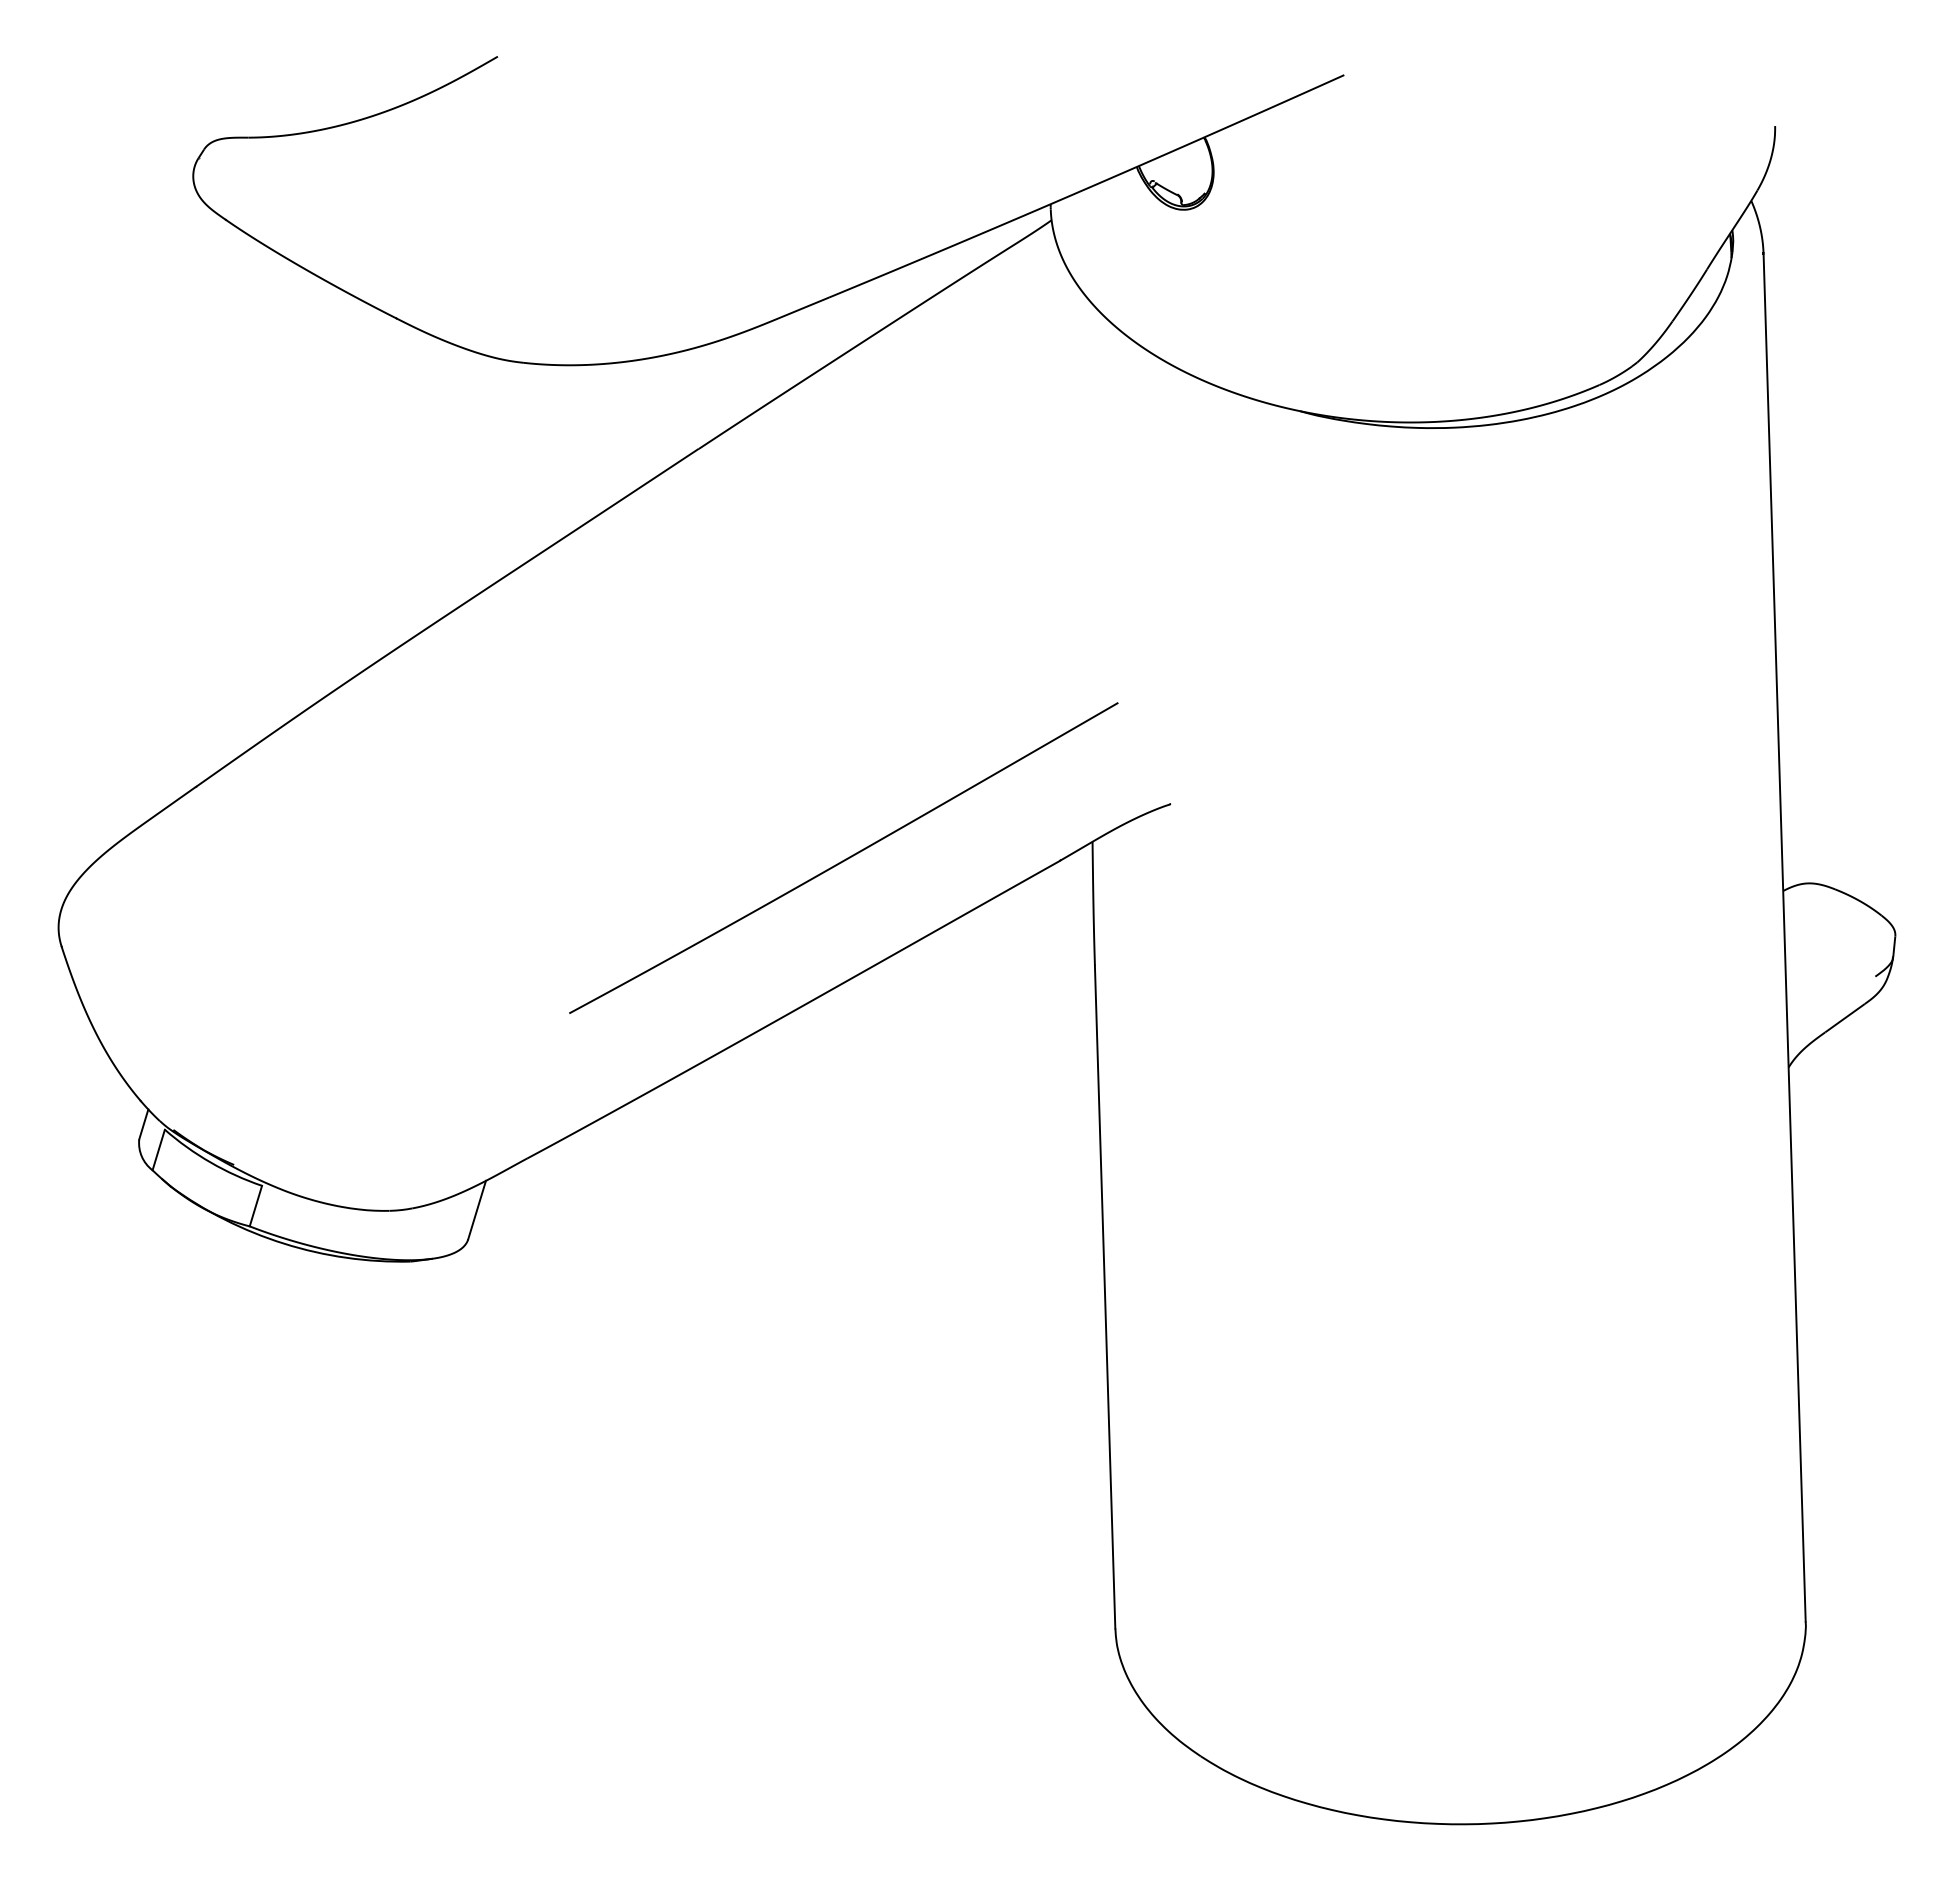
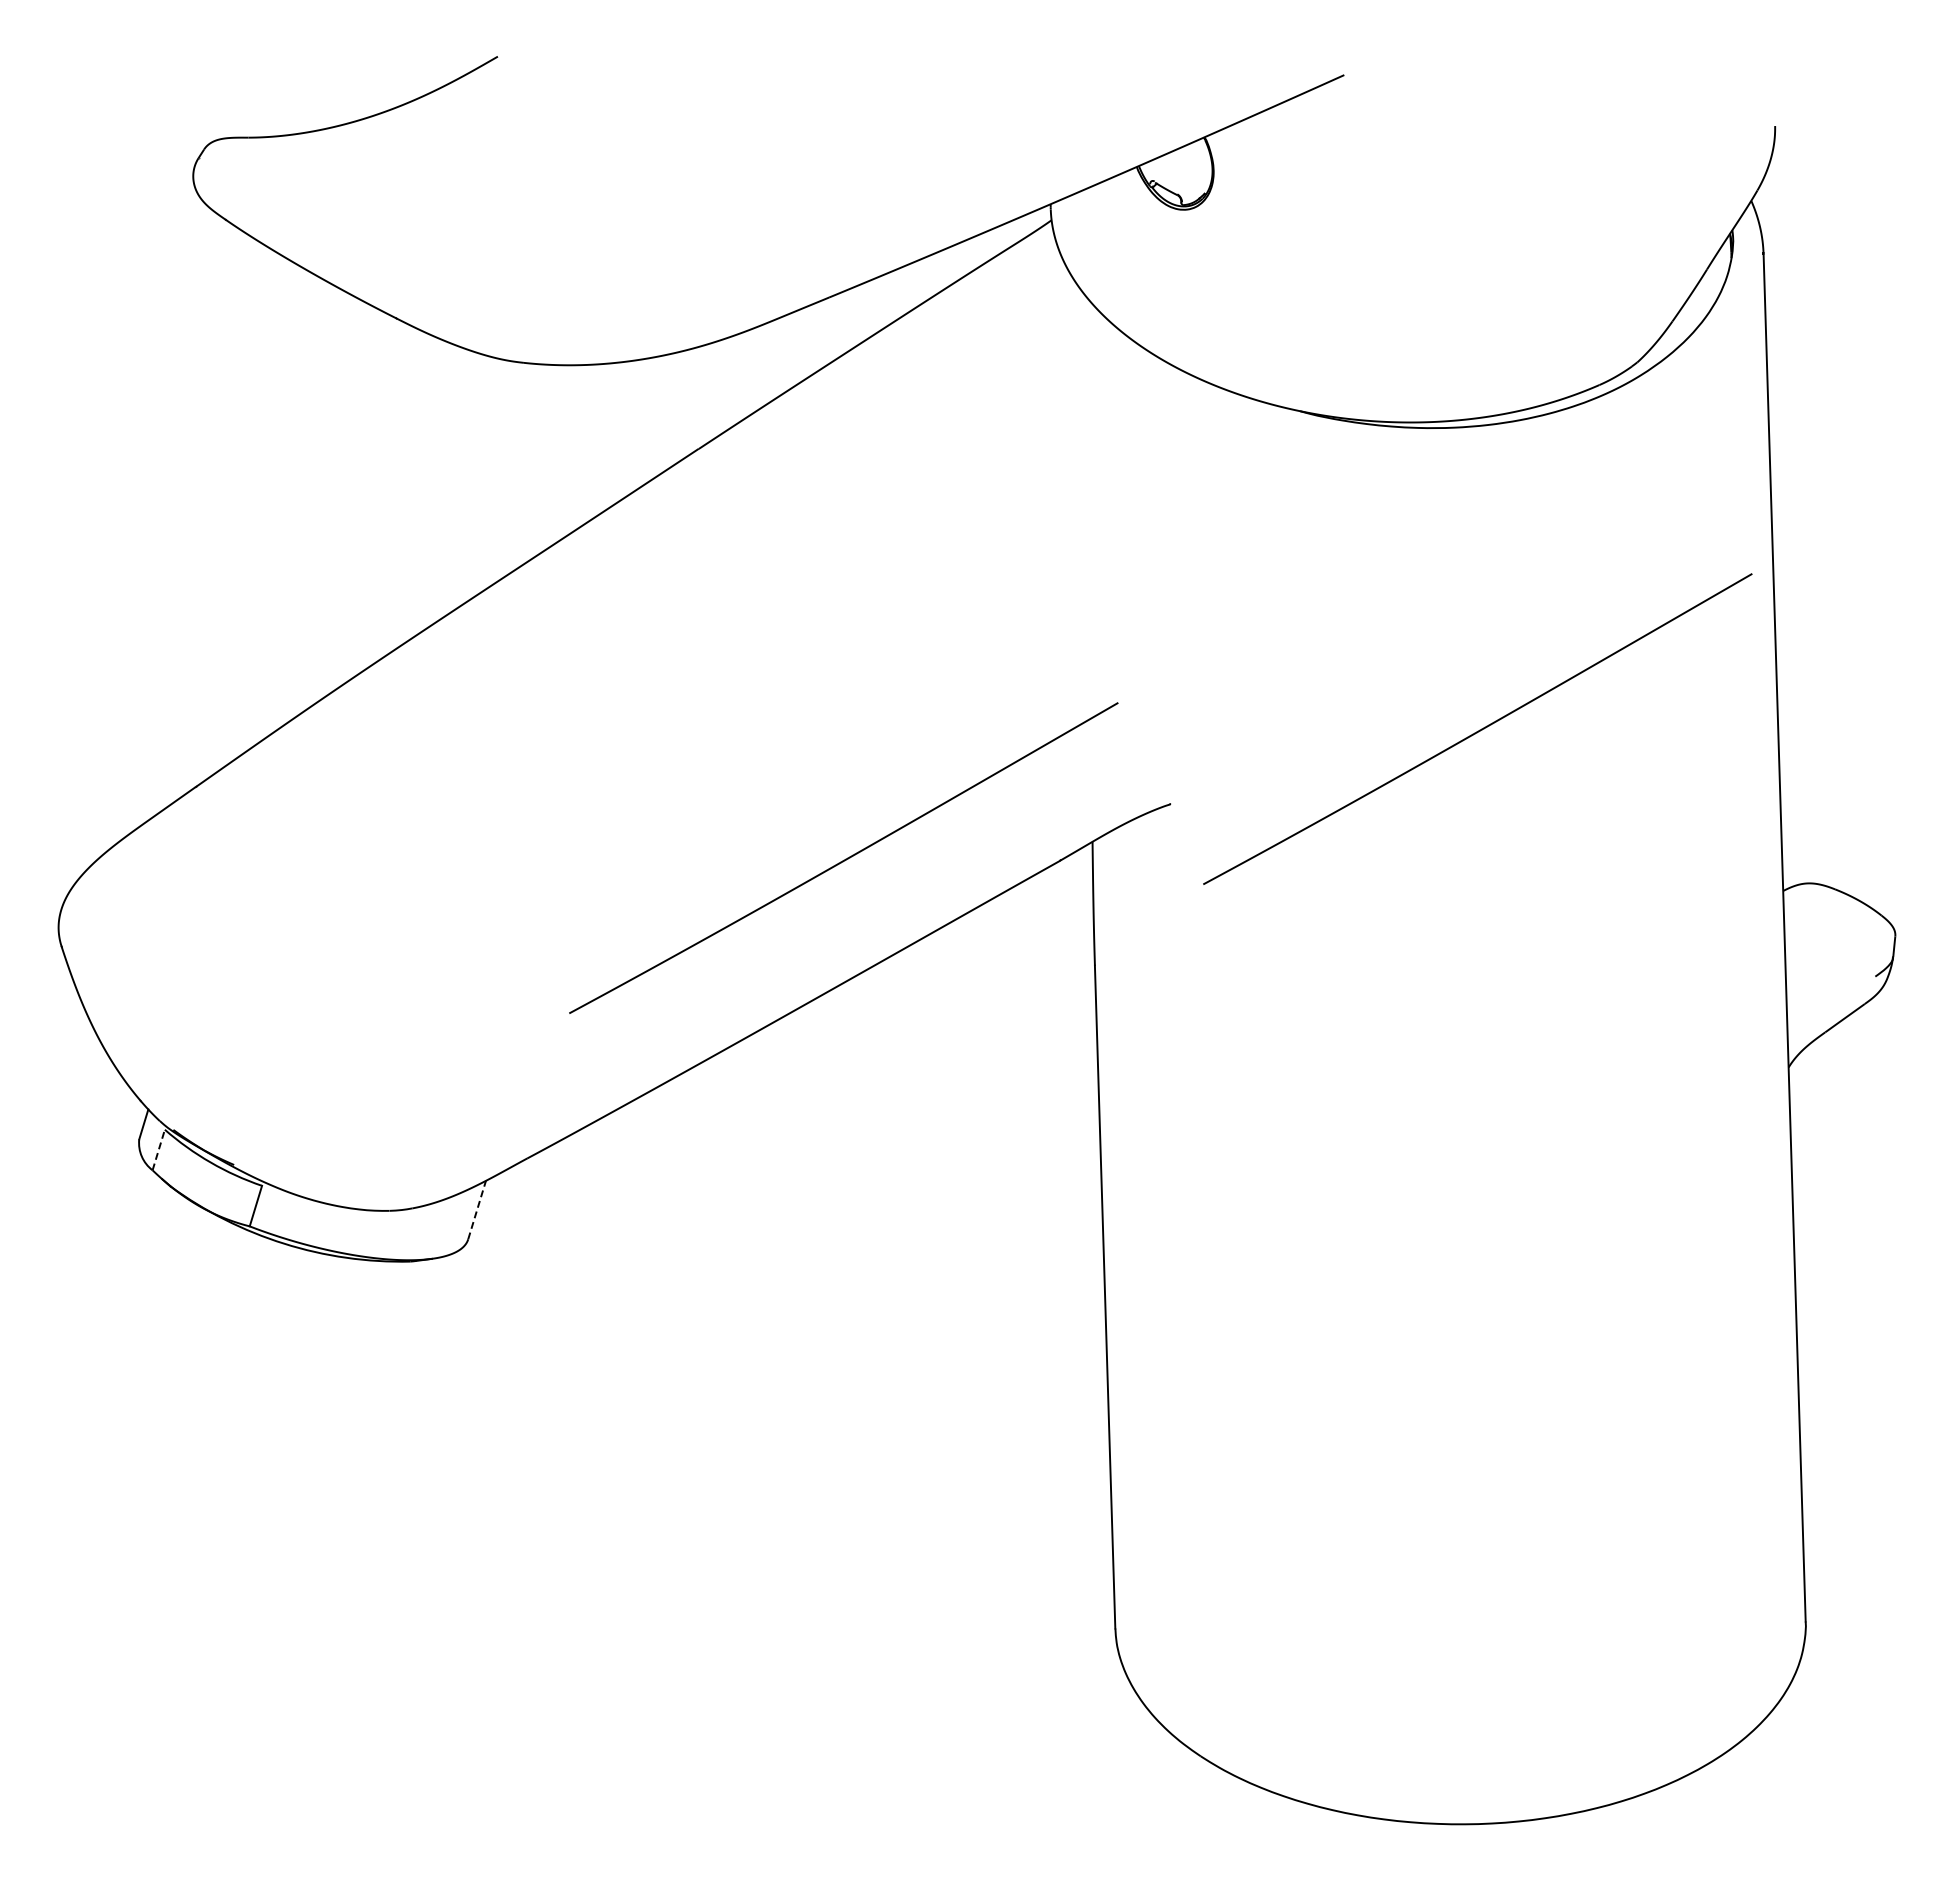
curve: none -> present (1479, 729)
line: solid -> dashed (158, 1149)
line: solid -> dashed (477, 1210)
